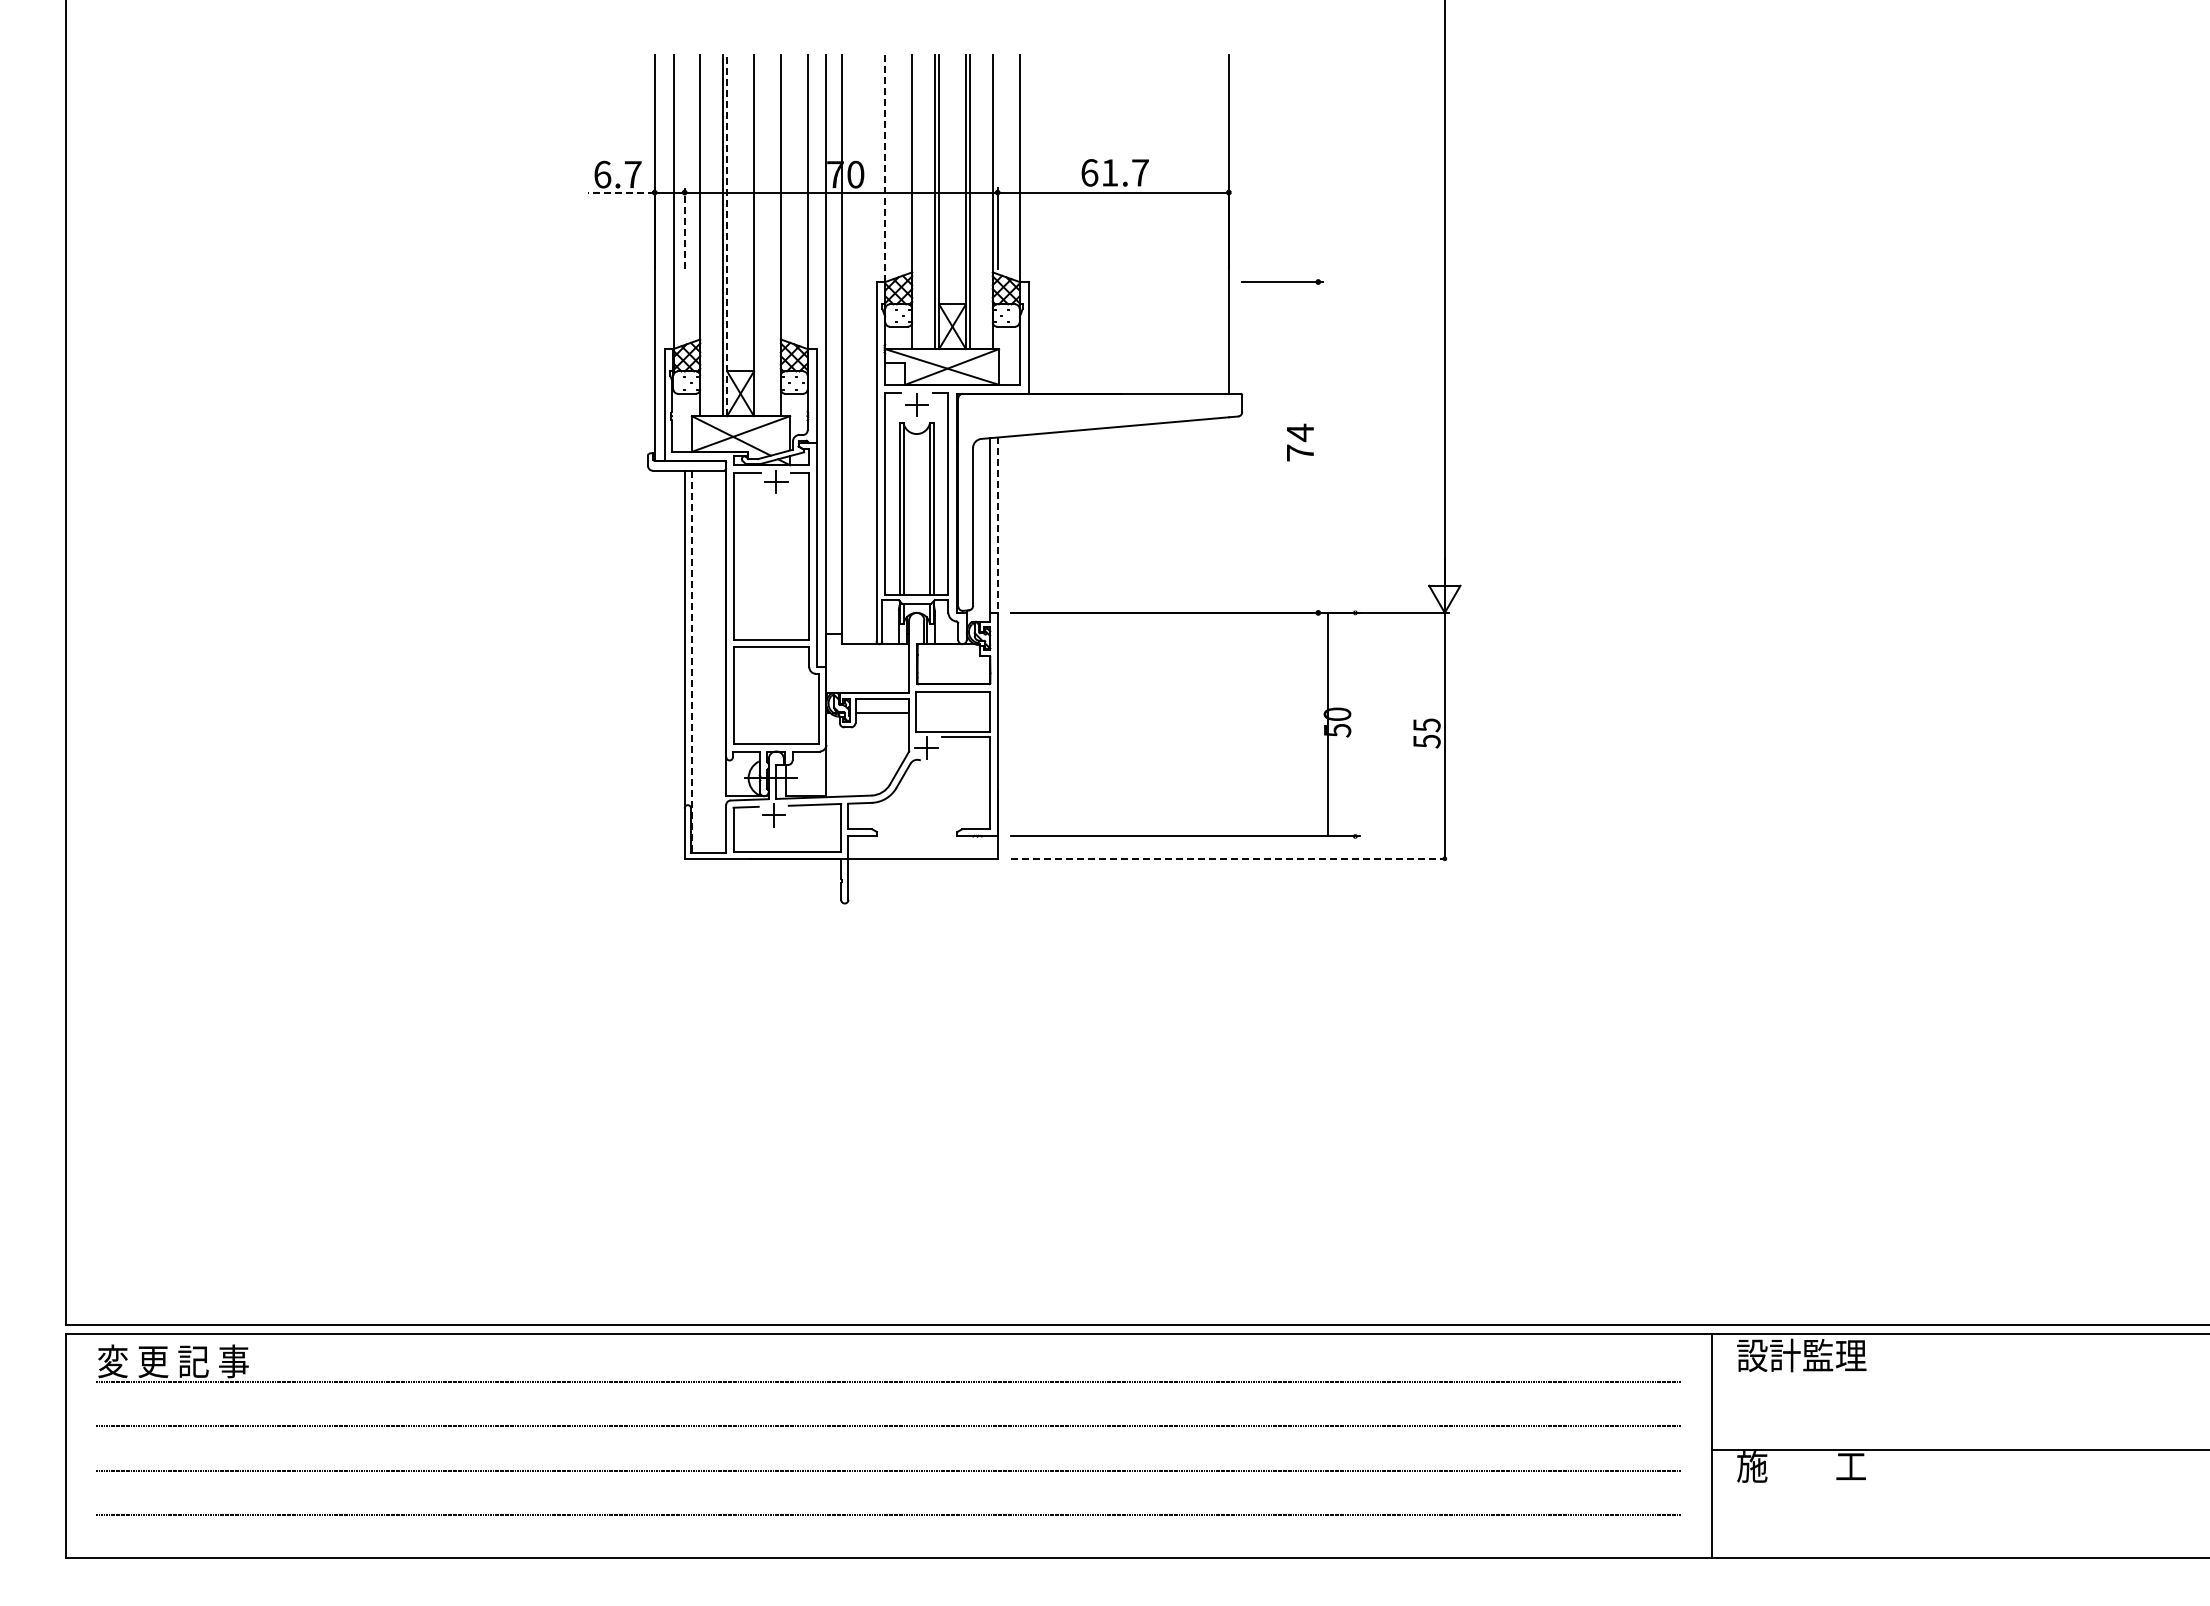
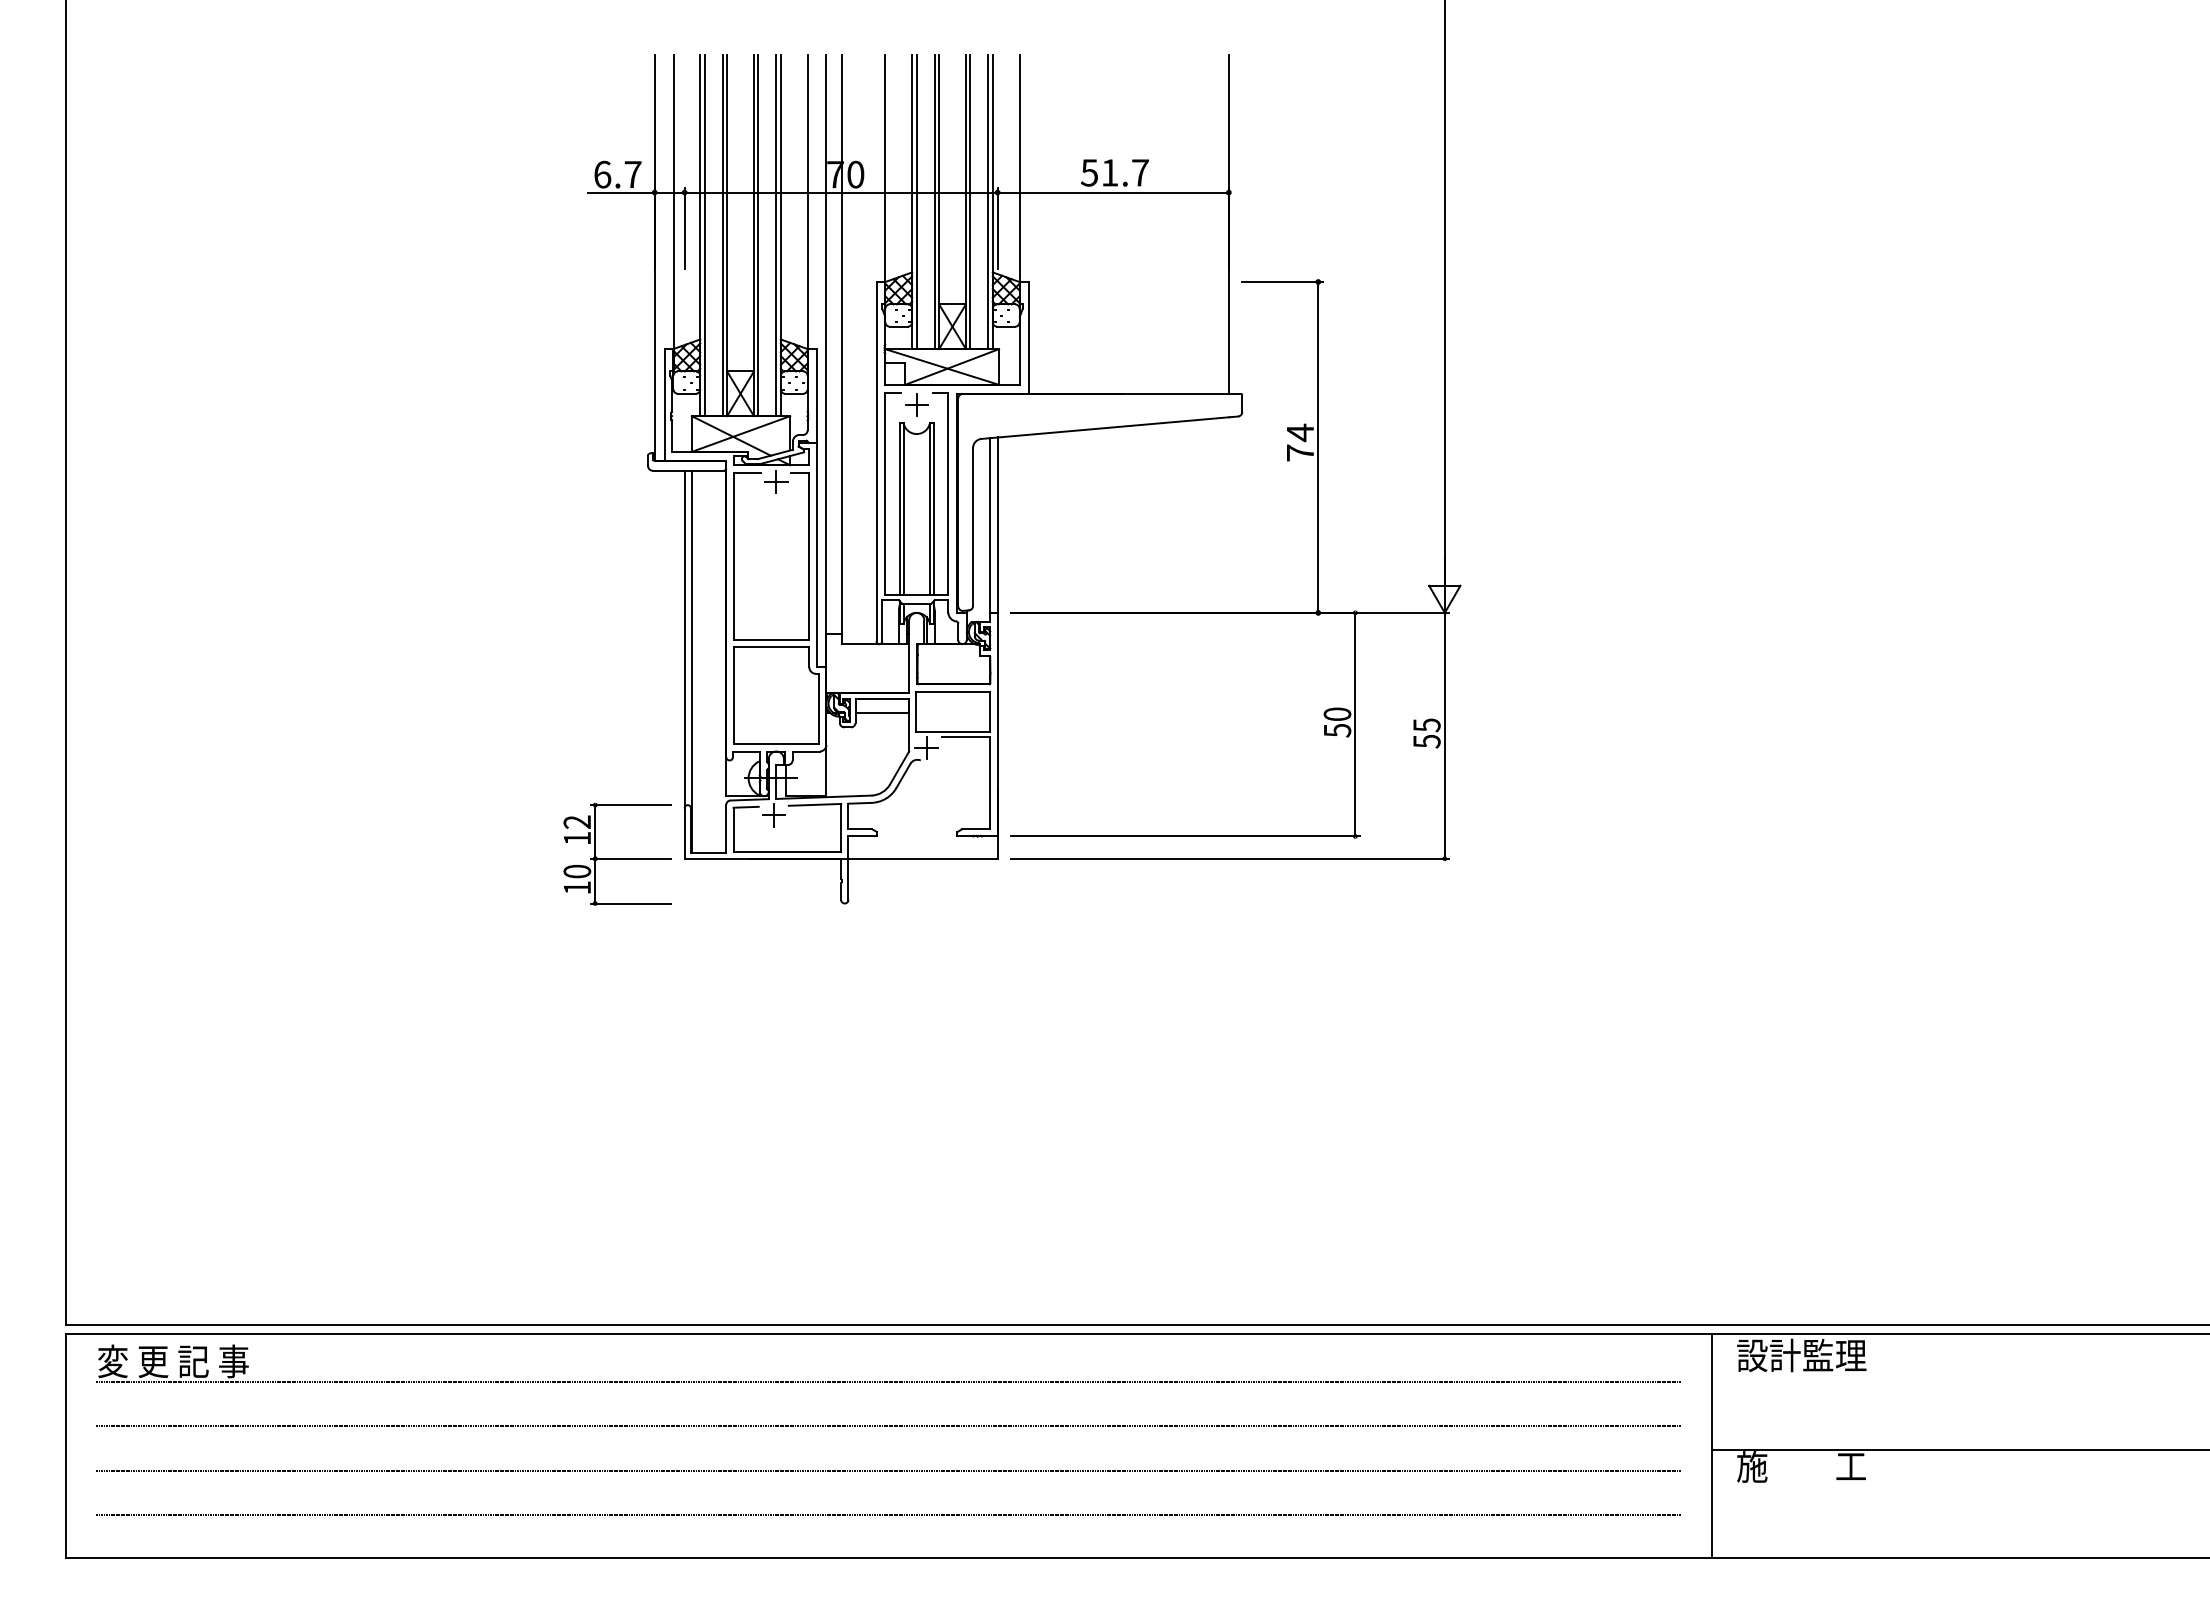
line: dashed -> solid (885, 169)
text: 61.7 -> 51.7 (1089, 172)
line: dashed -> solid (620, 192)
line: none -> present (916, 202)
line: none -> present (988, 202)
line: dashed -> solid (684, 227)
line: none -> present (704, 235)
line: dashed -> solid (727, 235)
line: none -> present (758, 235)
line: none -> present (776, 235)
line: none -> present (1318, 447)
line: dashed -> solid (997, 525)
line: dashed -> solid (691, 661)
line position: (1328, 724) -> (1355, 724) (1355, 724)
part: none -> present (617, 853)
line: dashed -> solid (1230, 858)
